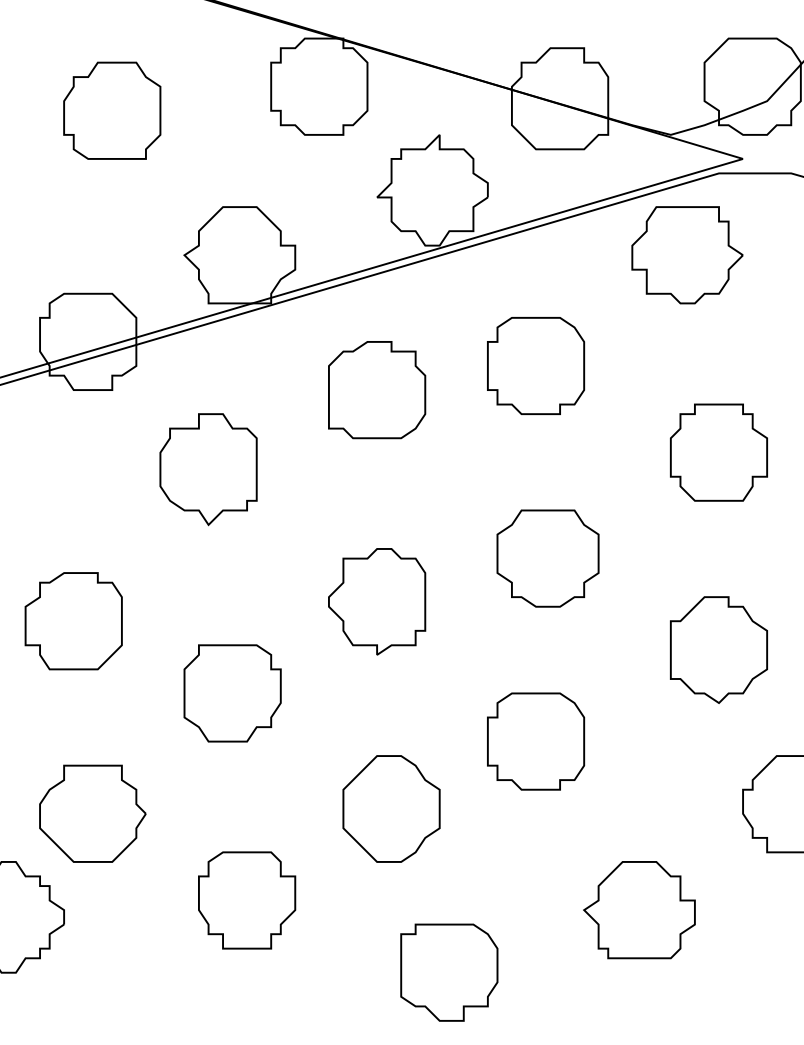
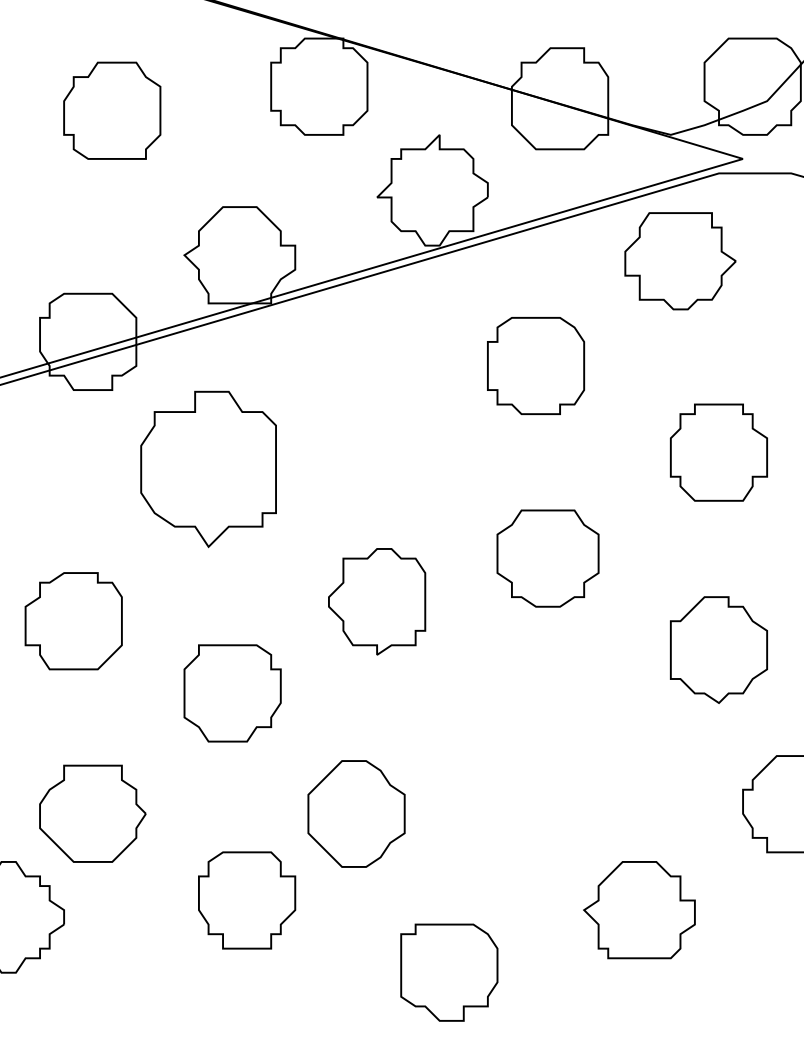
part position: (687, 255) -> (680, 261) (680, 261)
part: present -> none (377, 390)
part size: 99x114 px -> 137x159 px (208, 469)
part: present -> none (536, 741)
part position: (391, 808) -> (356, 813) (356, 813)
